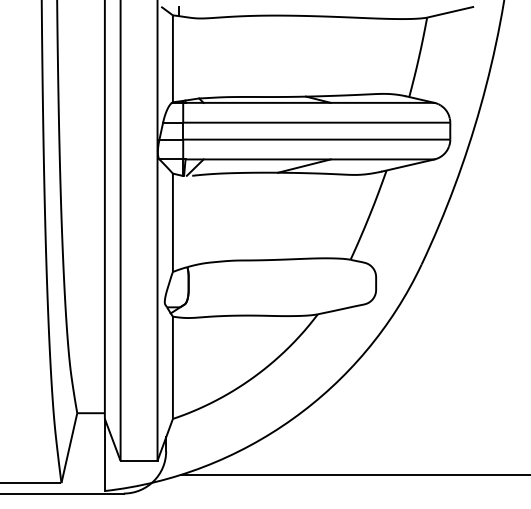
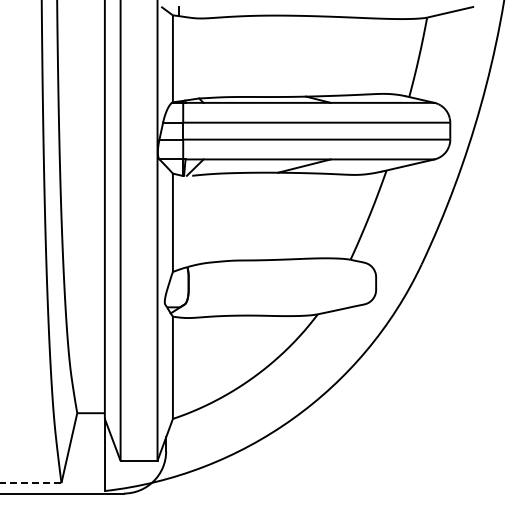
line: present -> none (353, 474)
line: solid -> dashed (30, 483)
